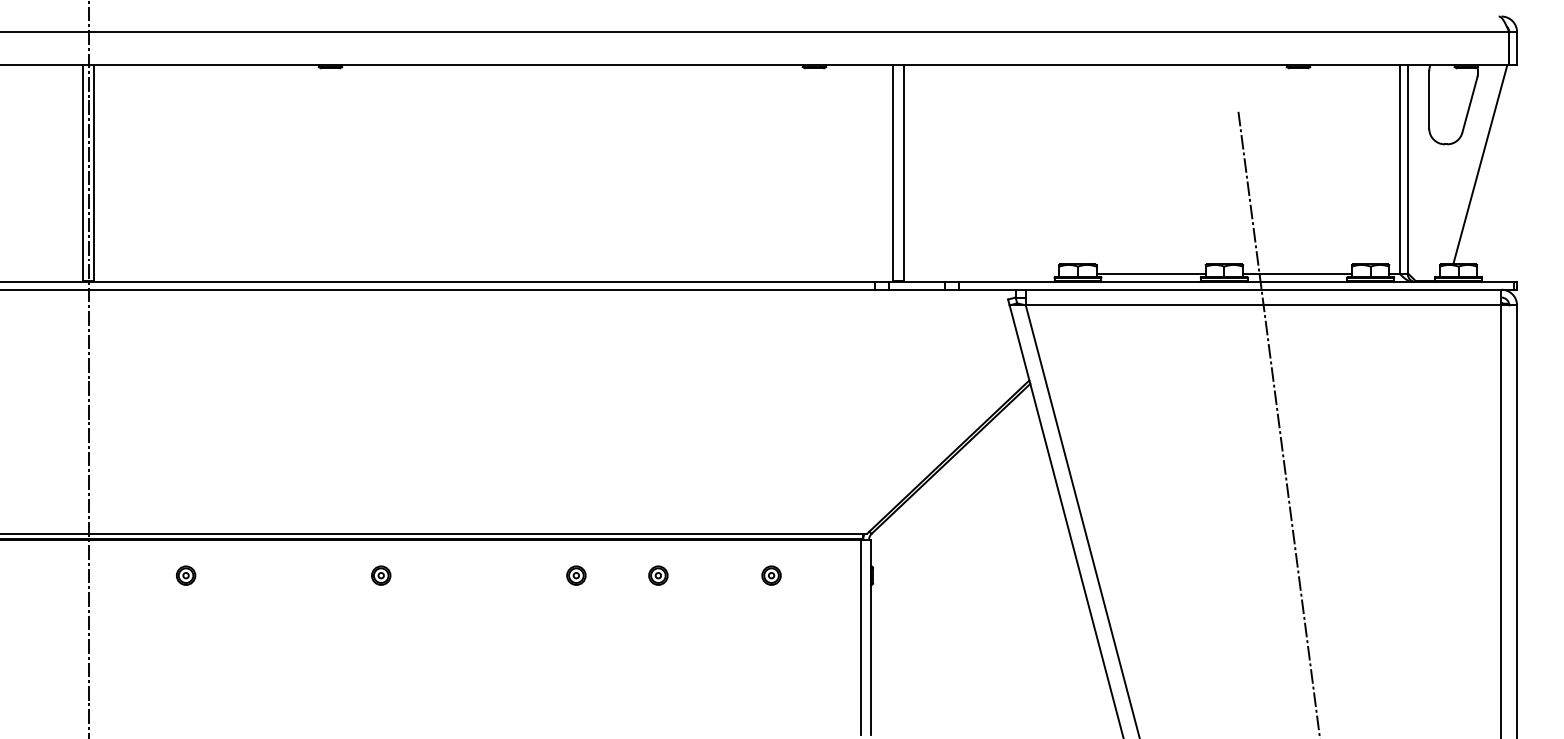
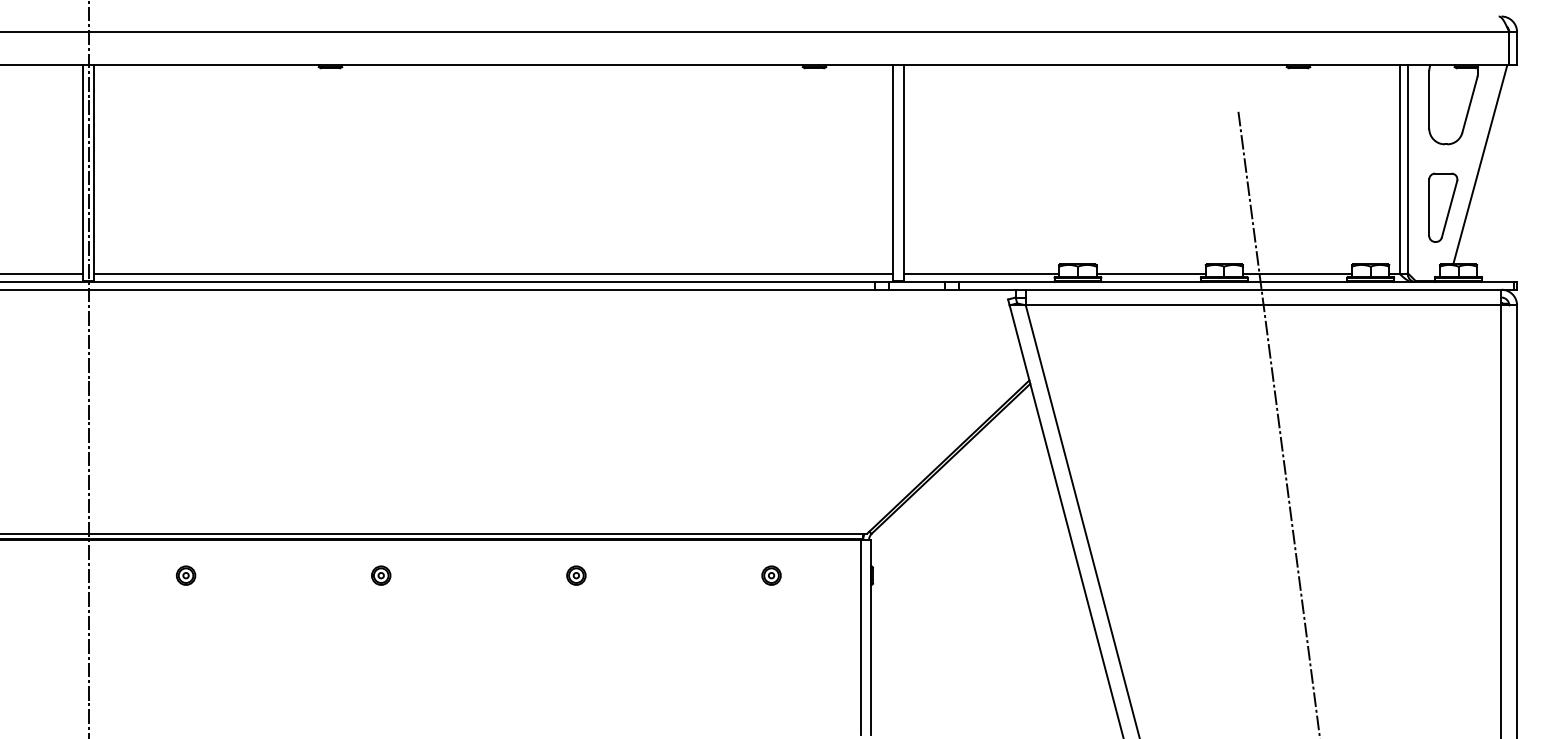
part: none -> present (1443, 207)
line: none -> present (42, 274)
line: none -> present (493, 274)
line: none -> present (981, 274)
part: present -> none (658, 575)
